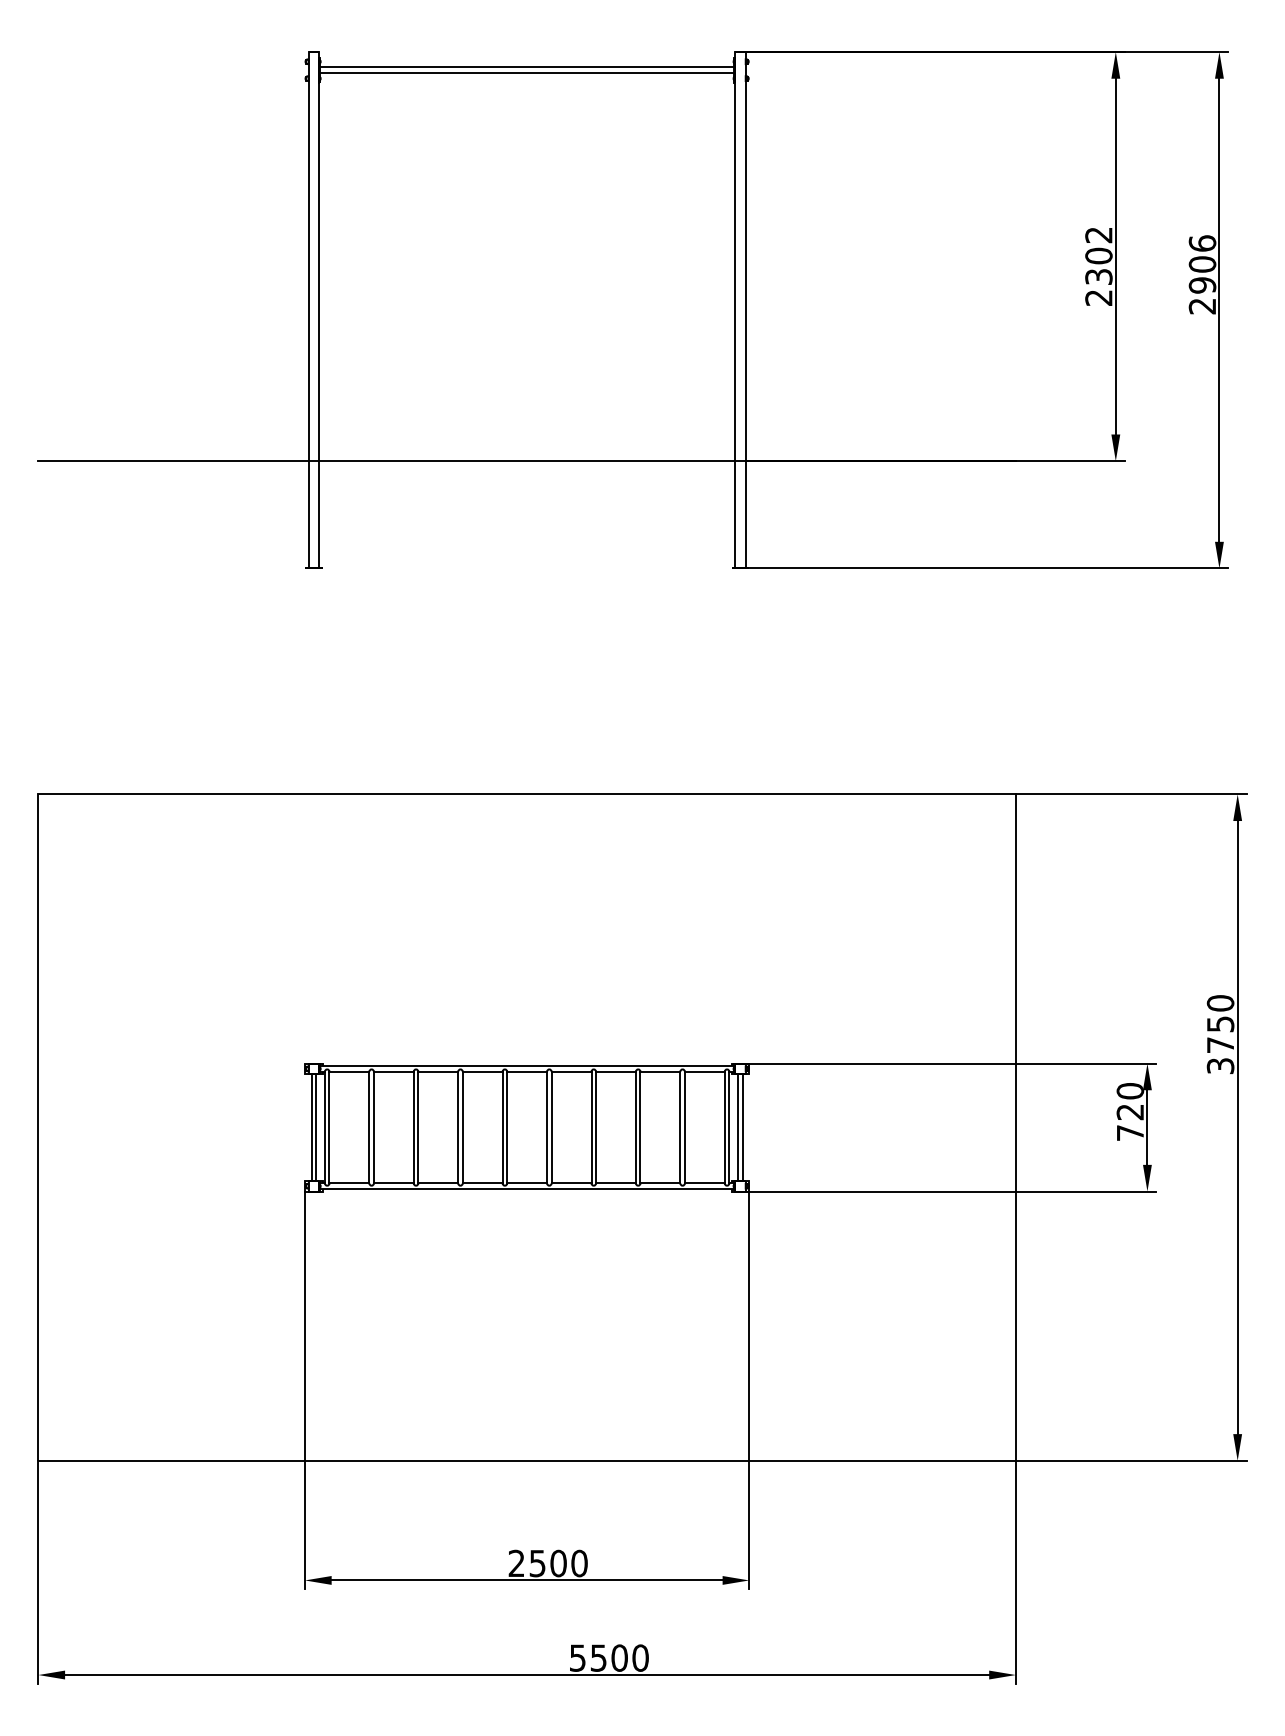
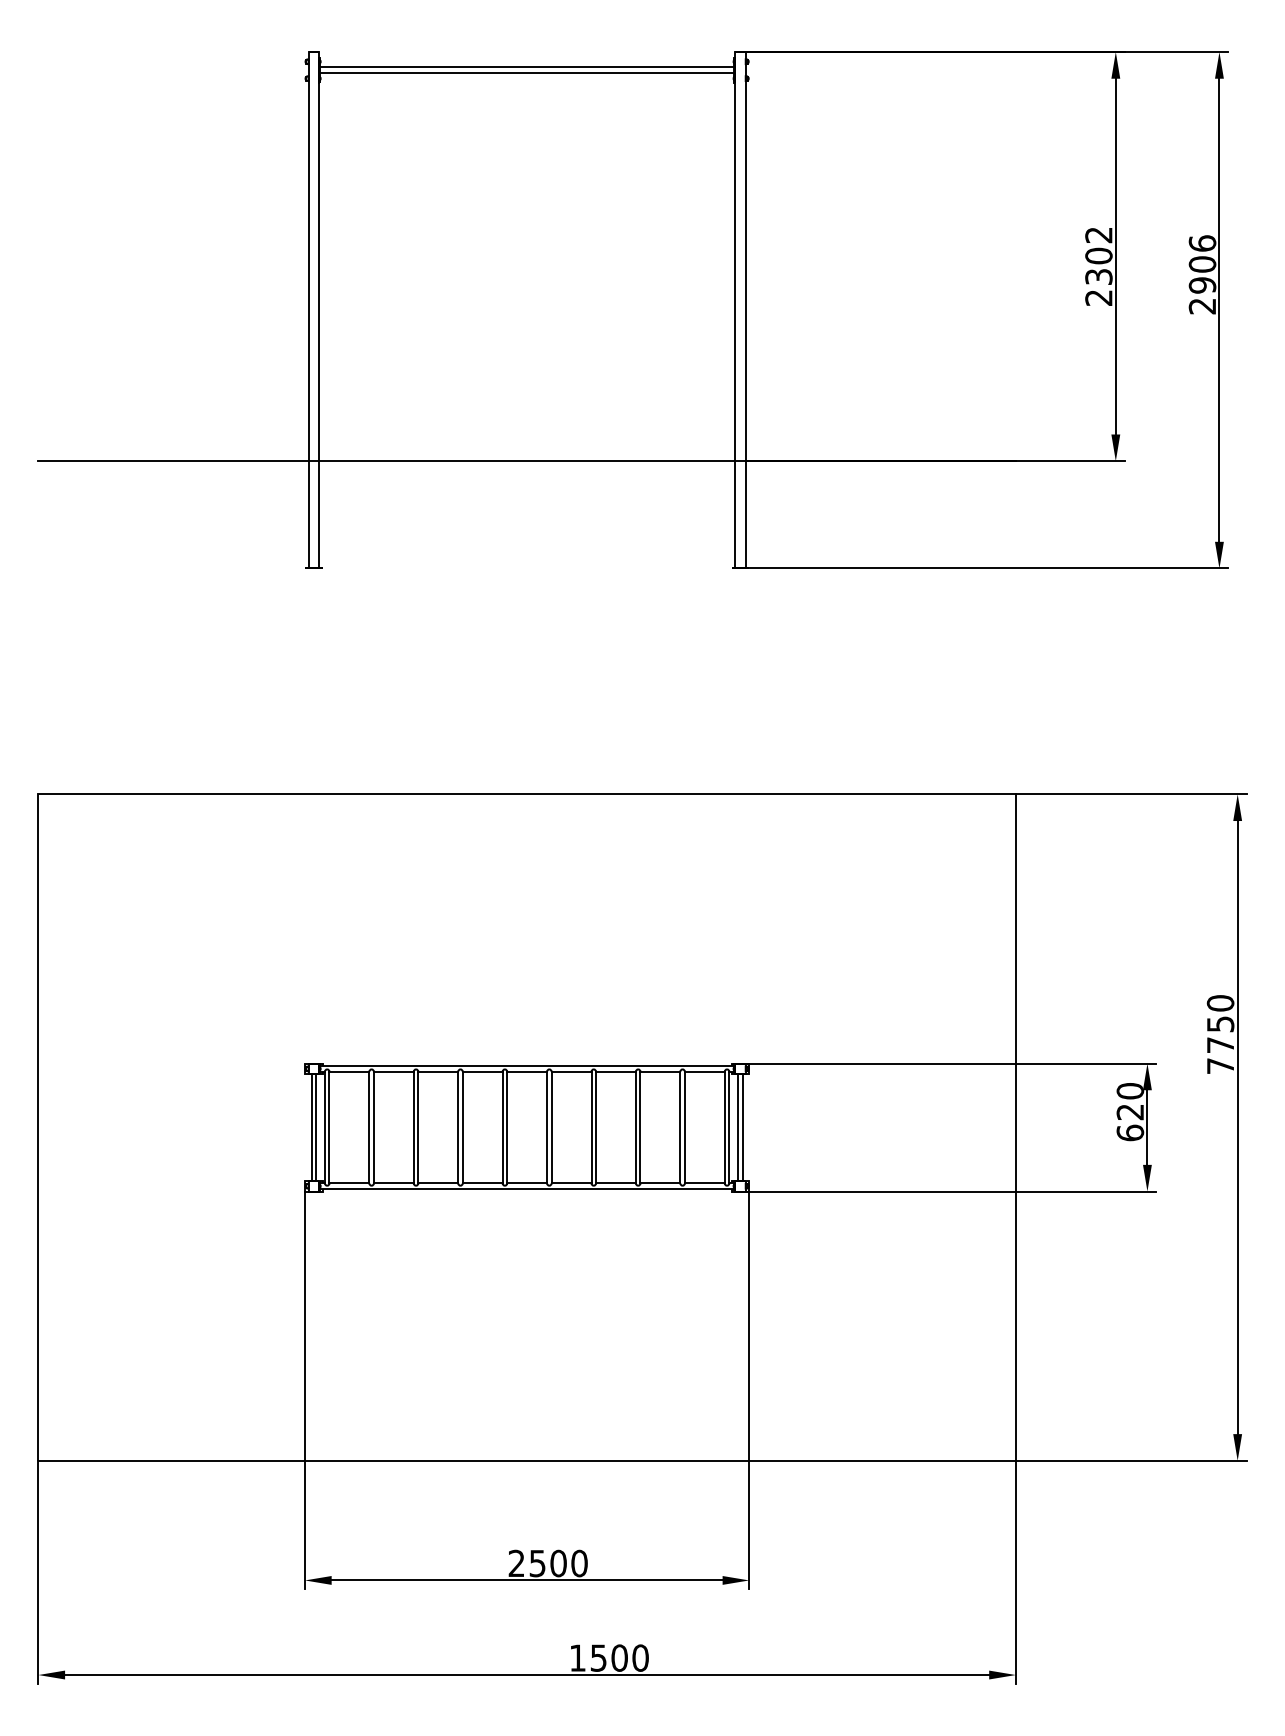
text: 3750 -> 7750 (1220, 1066)
text: 720 -> 620 (1130, 1132)
text: 5500 -> 1500 (577, 1657)
